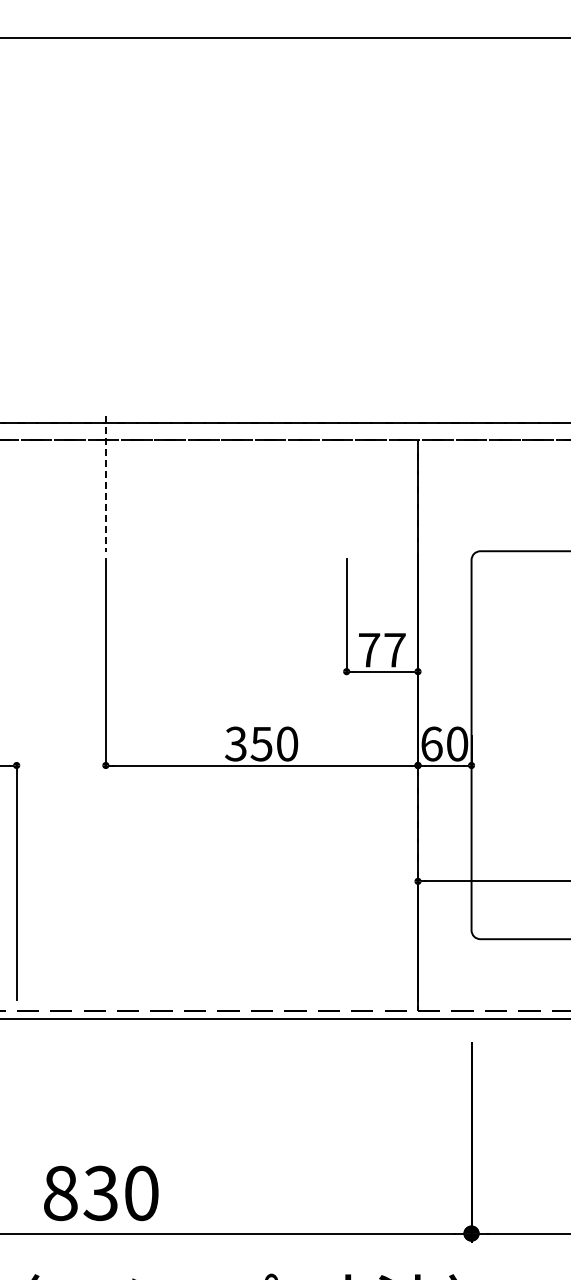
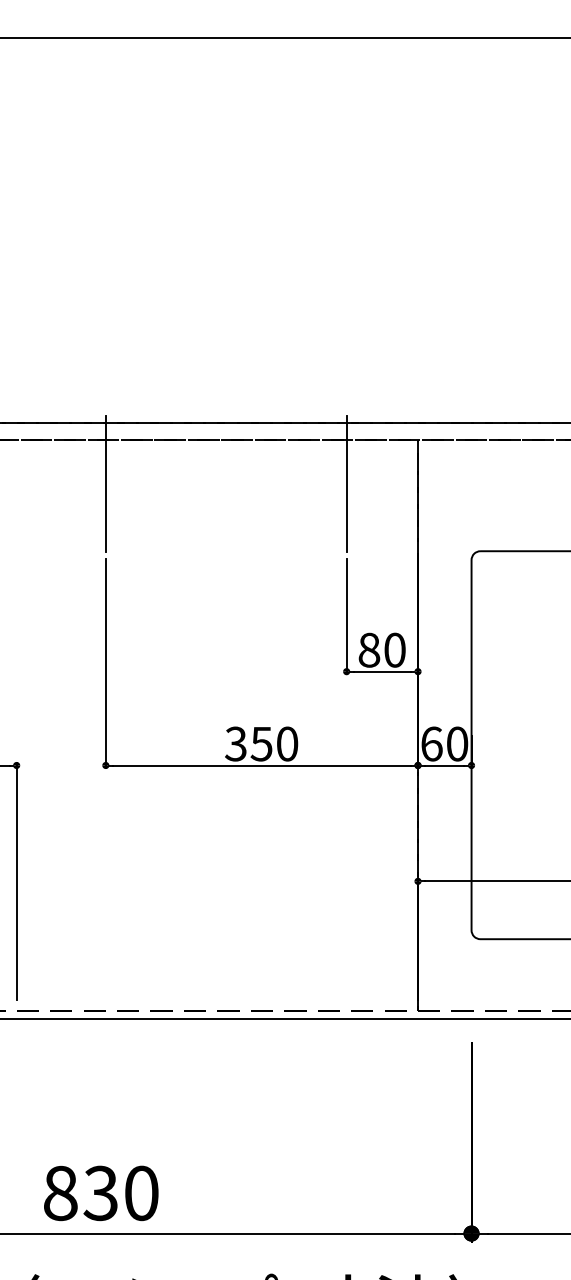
line: dashed -> solid (105, 484)
line: none -> present (346, 484)
text: 77 -> 80 (381, 649)
